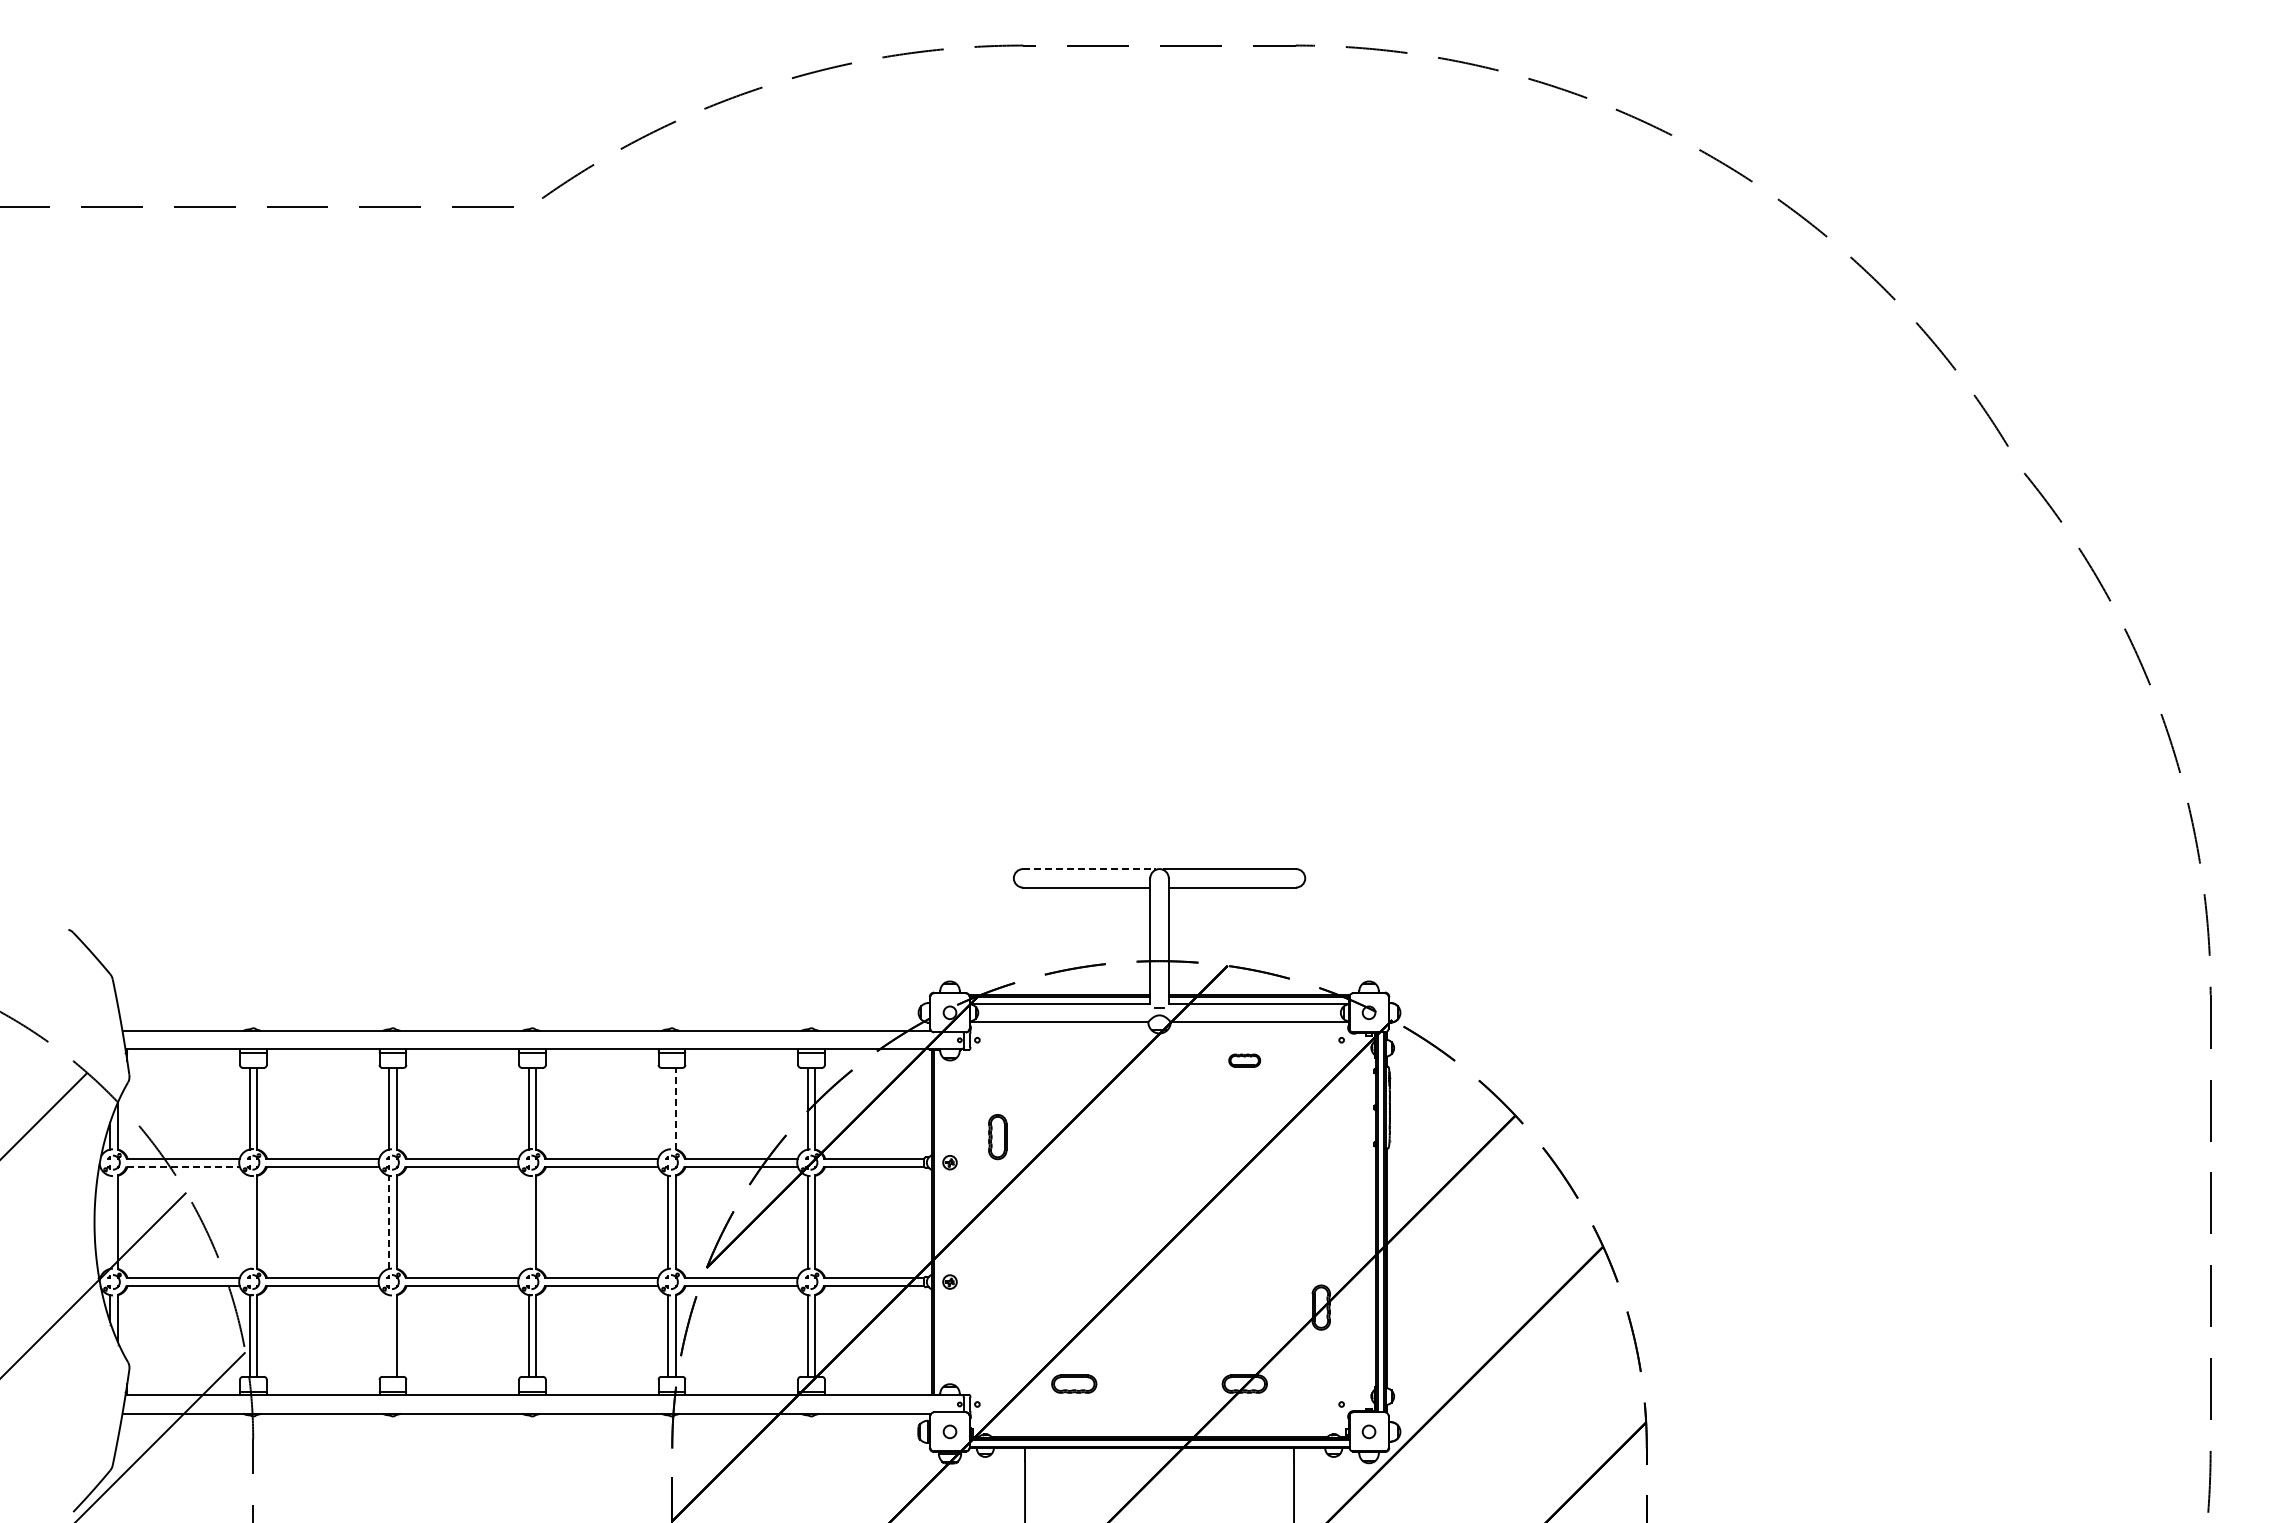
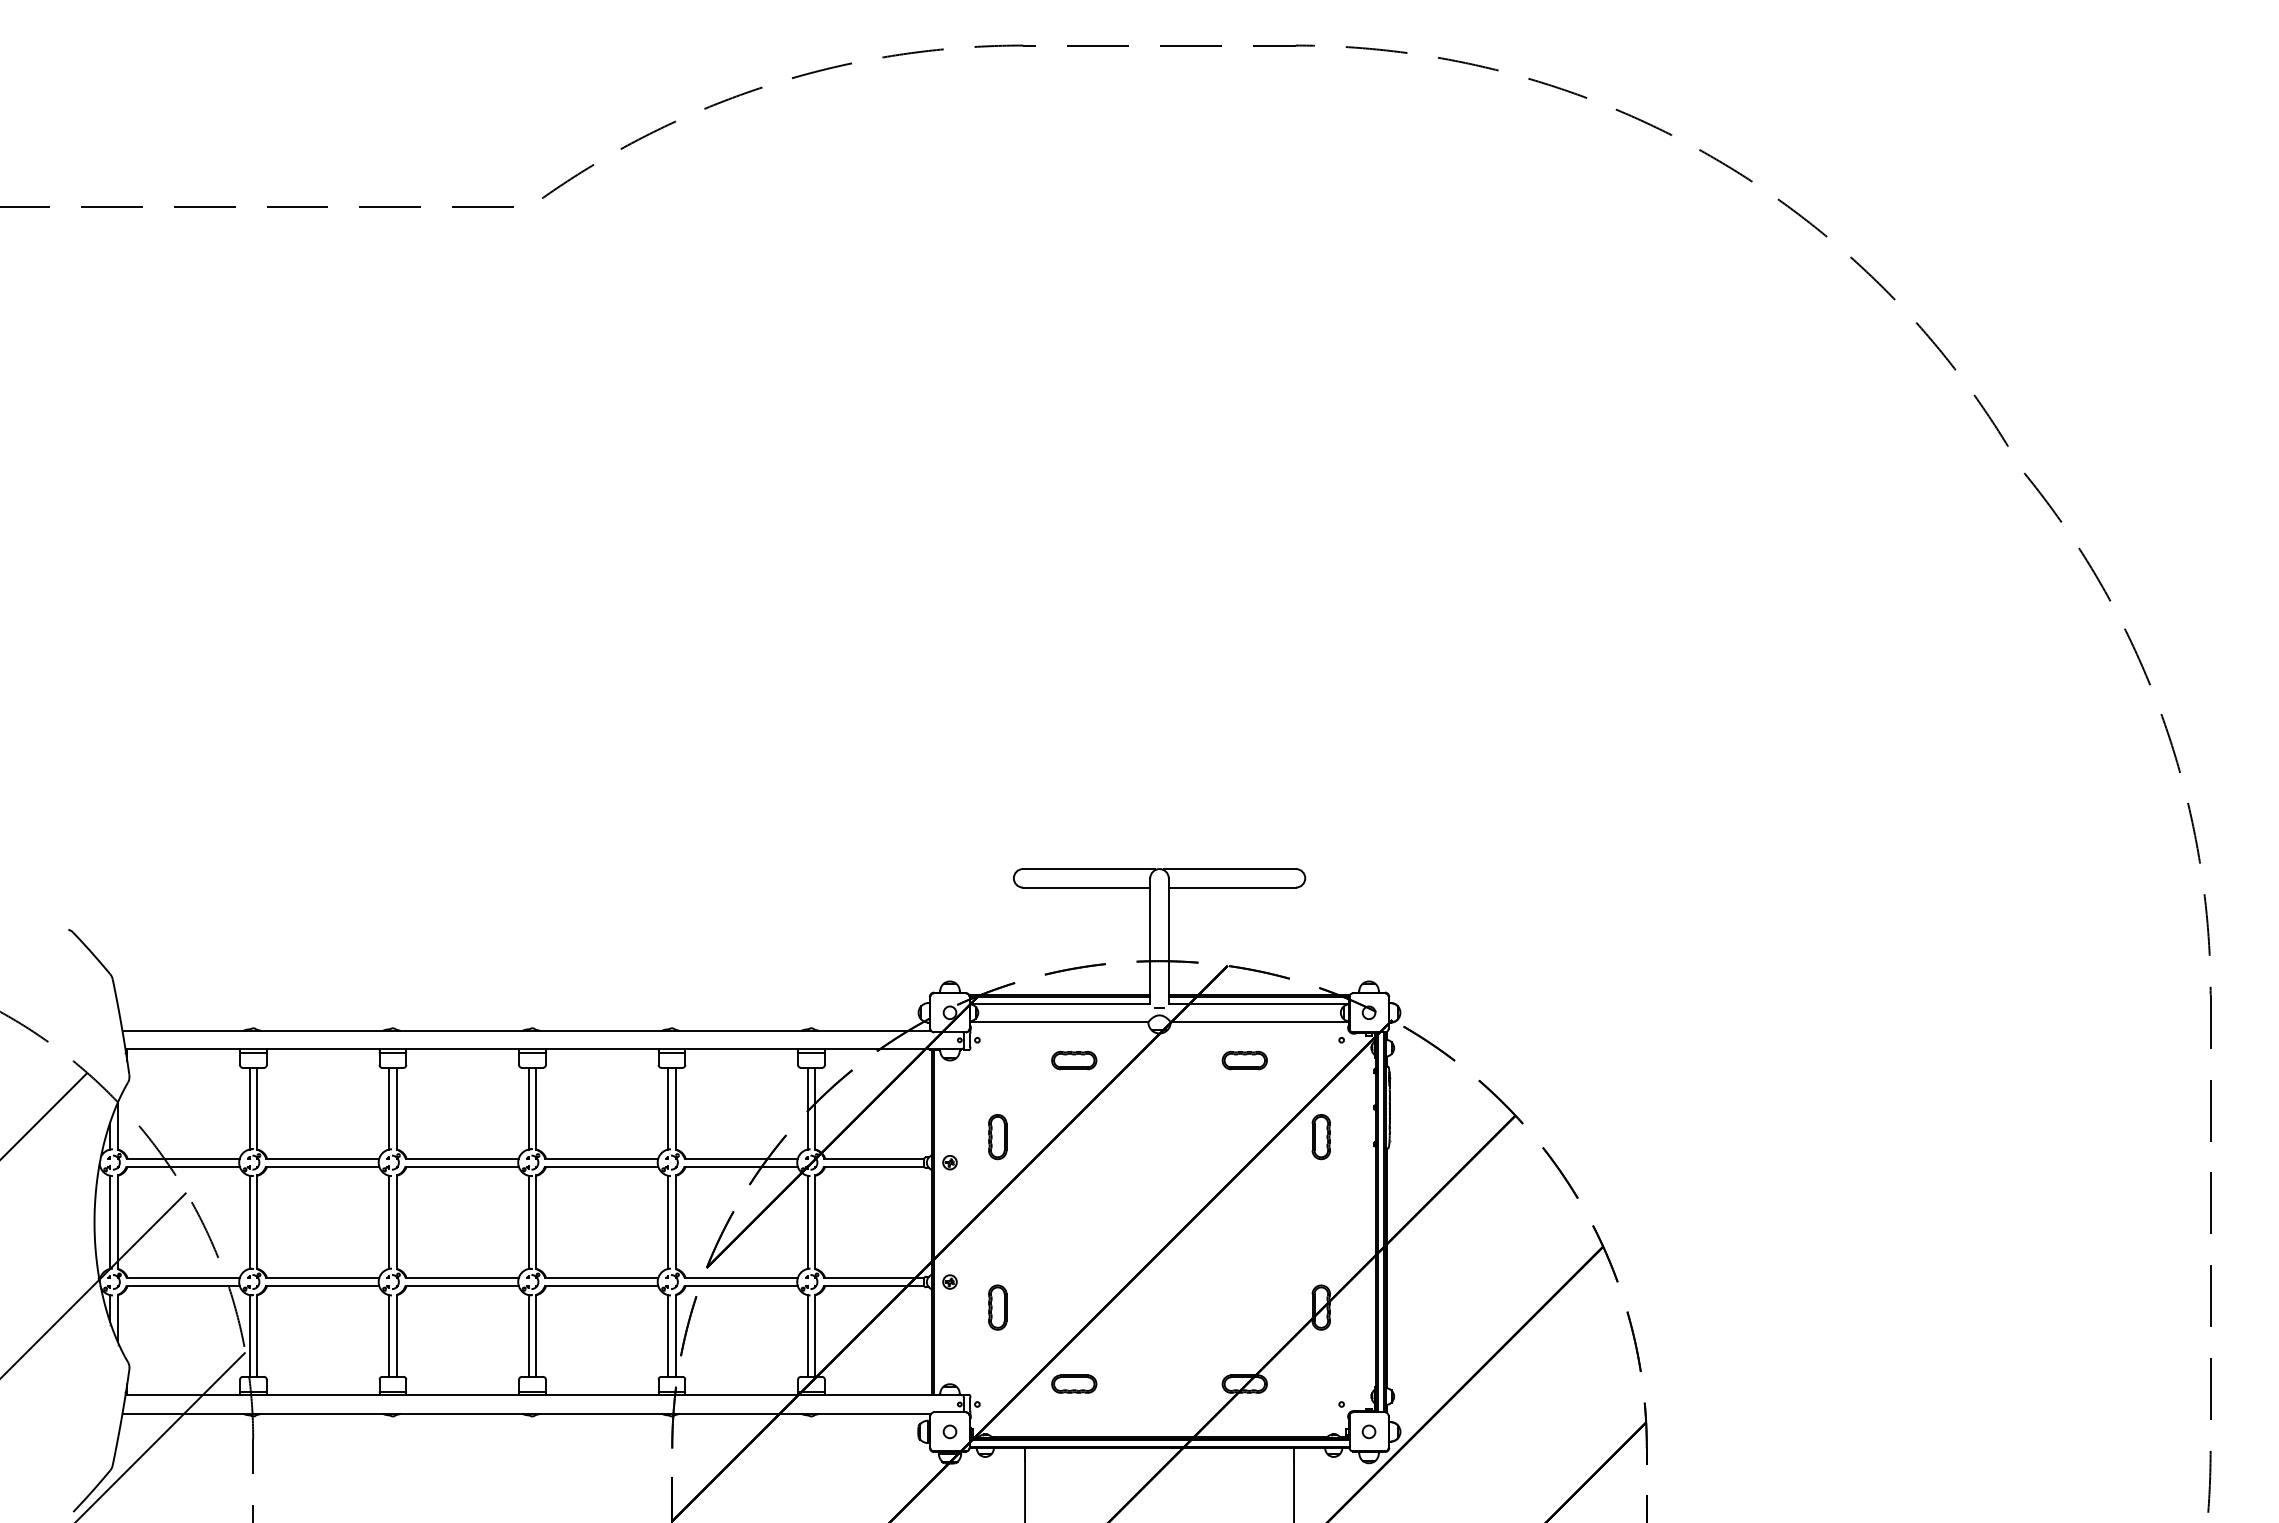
line: dashed -> solid (1089, 869)
part: none -> present (1074, 1060)
part size: 34x15 px -> 47x20 px (1244, 1060)
line: none -> present (668, 1108)
line: dashed -> solid (675, 1108)
part: none -> present (1320, 1137)
line: dashed -> solid (183, 1166)
line: none -> present (110, 1221)
line: none -> present (249, 1221)
line: none -> present (528, 1221)
line: dashed -> solid (389, 1222)
part: none -> present (997, 1307)
line: none -> present (389, 1335)
